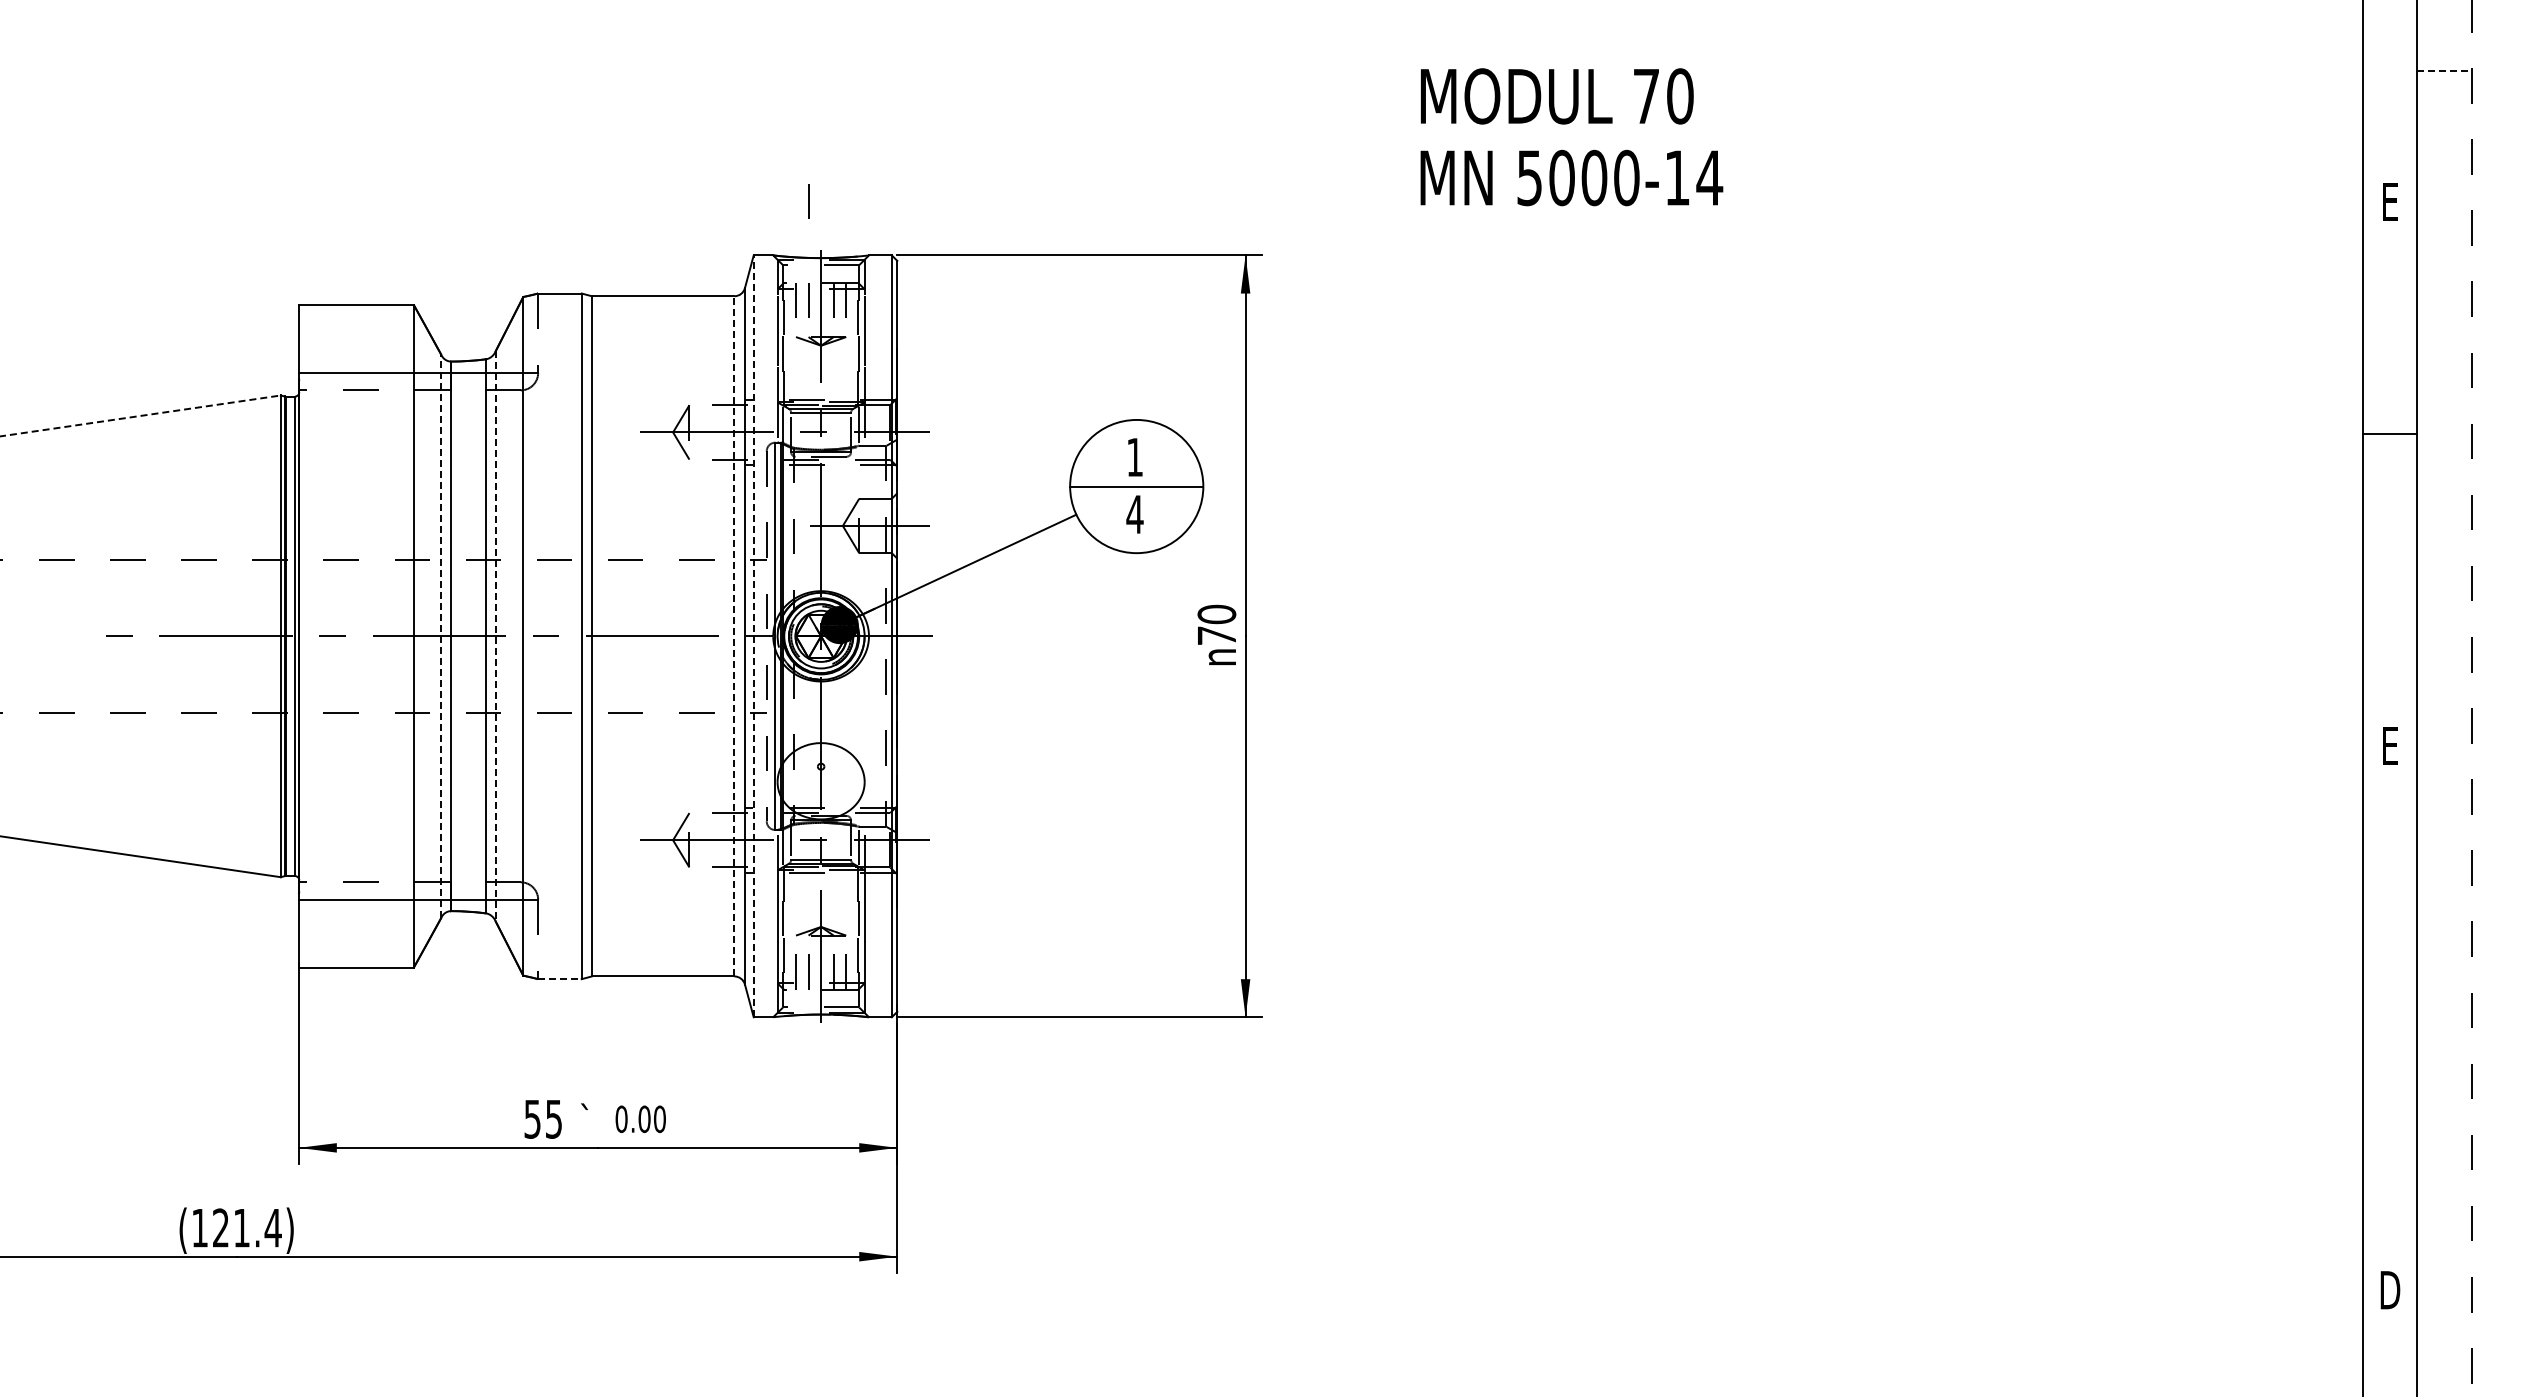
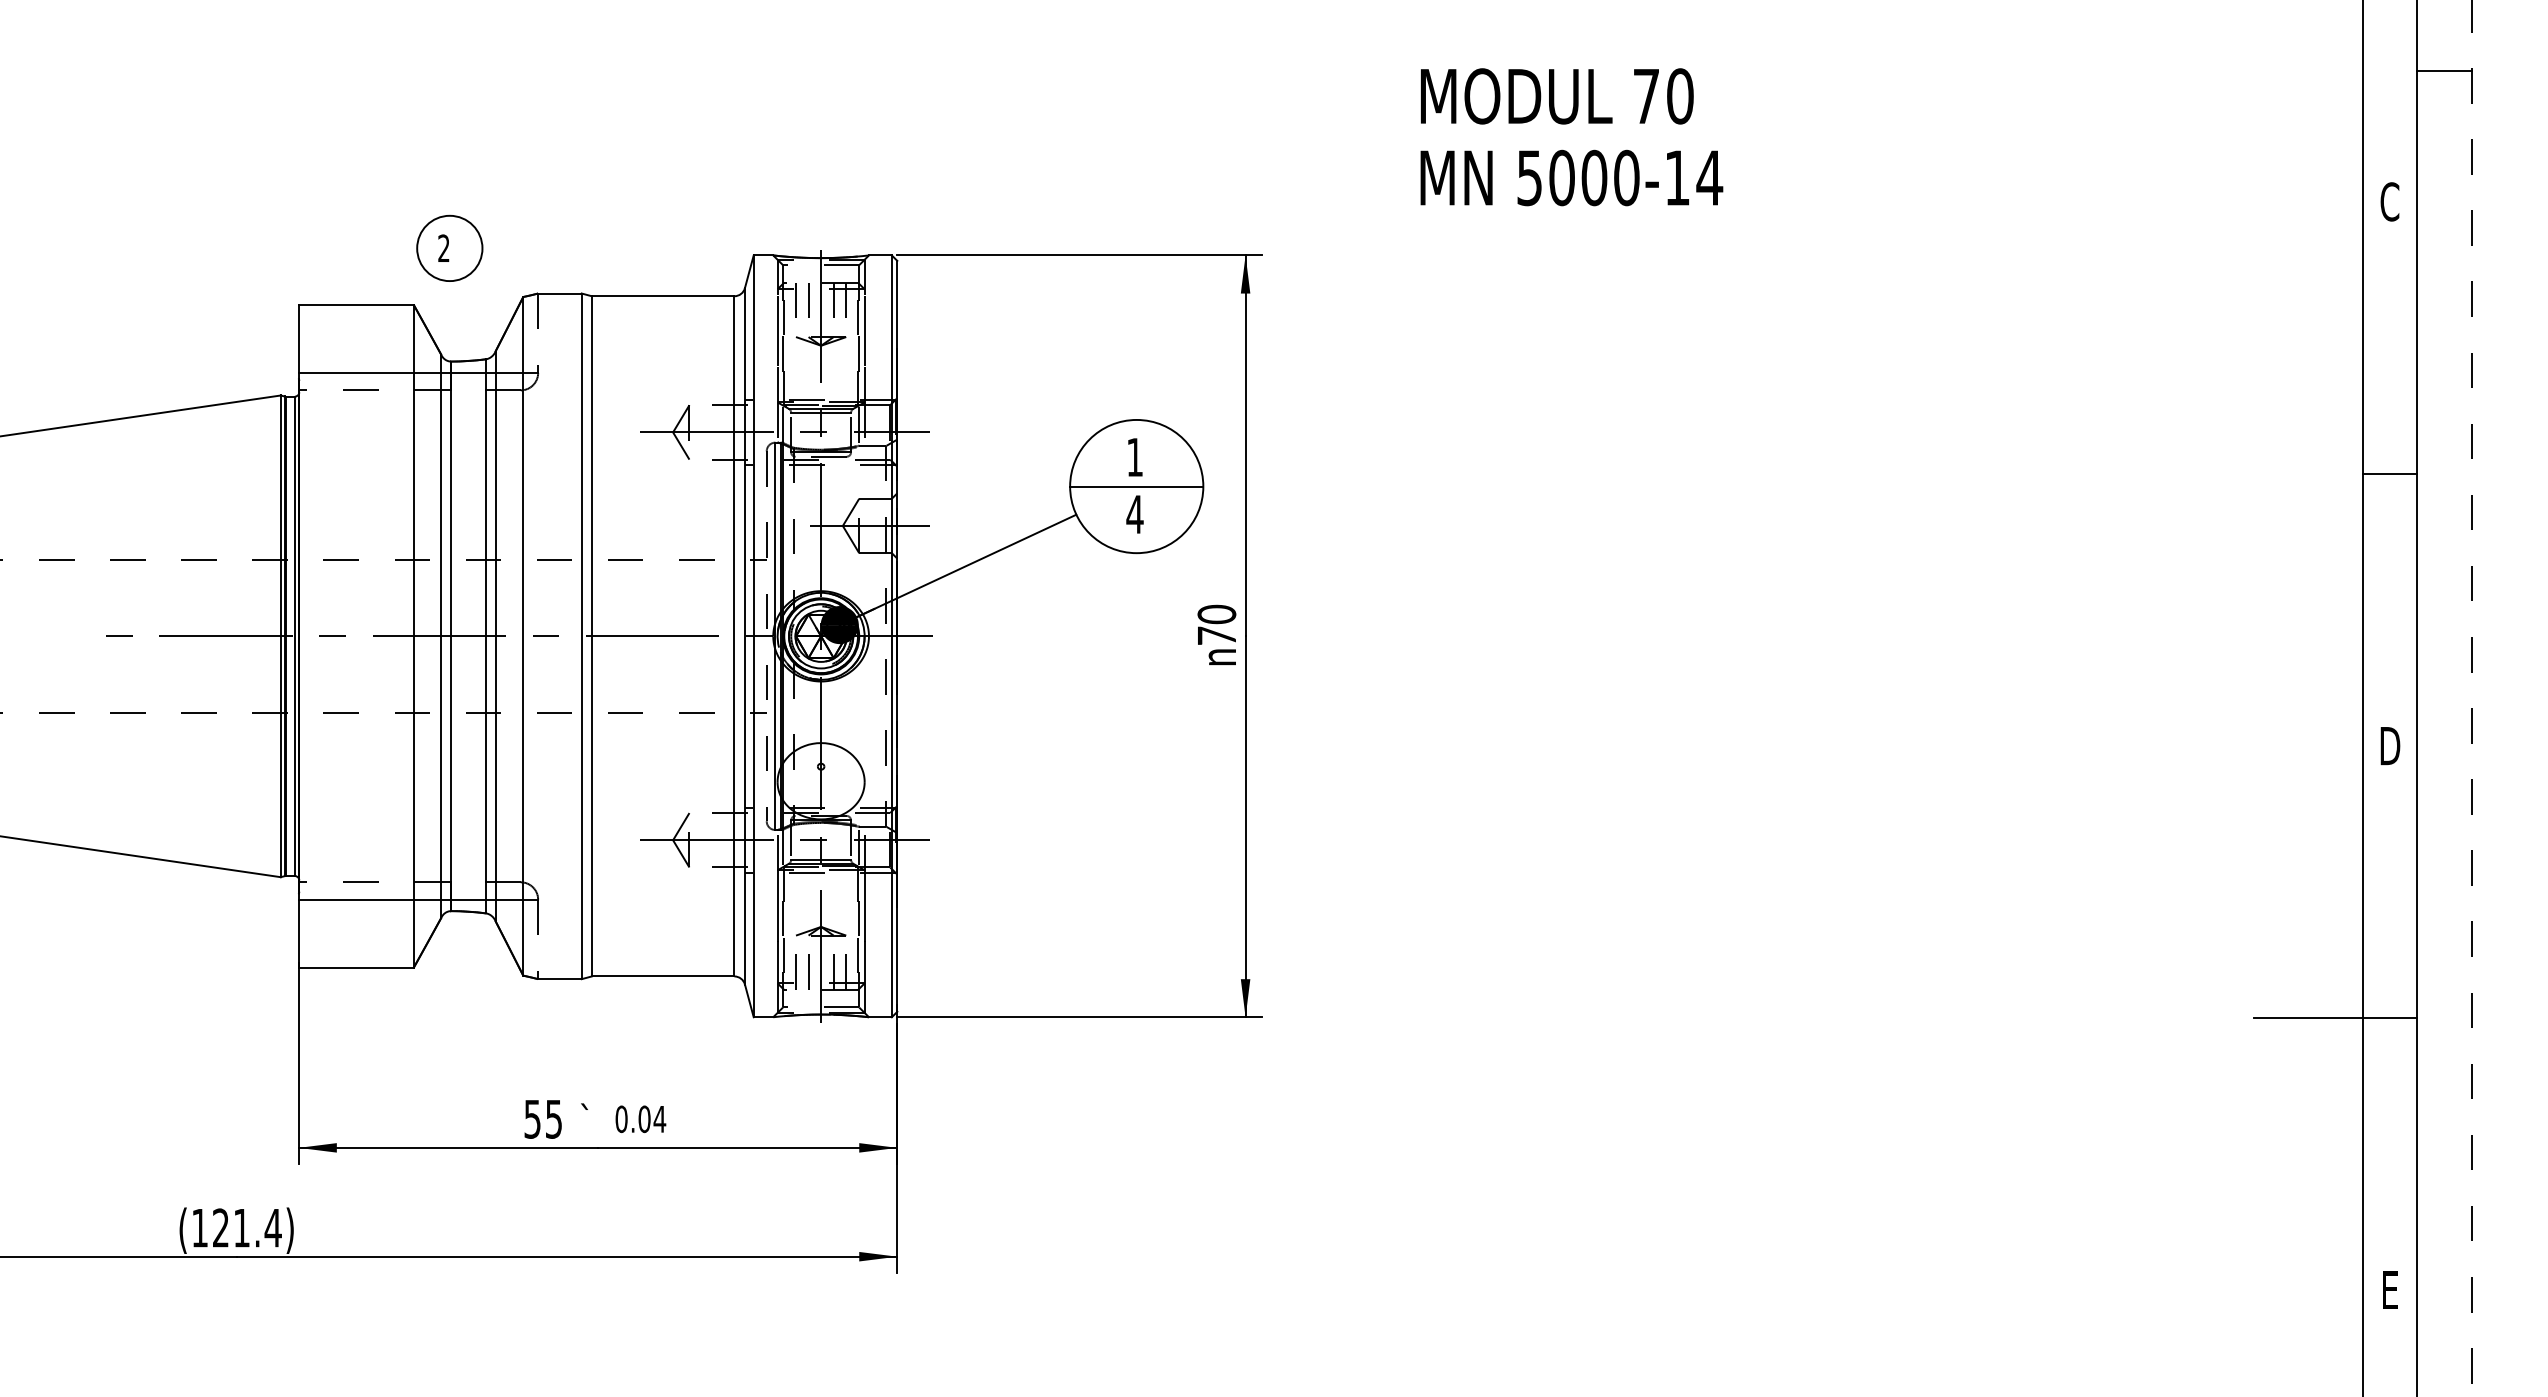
line: dashed -> solid (2444, 71)
line: present -> none (808, 201)
text: E -> C (2389, 201)
part: none -> present (449, 247)
line: dashed -> solid (141, 415)
line position: (2389, 434) -> (2389, 474) (2389, 474)
line: dashed -> solid (734, 635)
line: dashed -> solid (441, 636)
line: dashed -> solid (495, 636)
line: dashed -> solid (753, 636)
text: E -> D (2390, 746)
line: dashed -> solid (559, 979)
line: none -> present (2335, 1018)
text: 0.00 -> 0.04 (659, 1118)
text: D -> E (2390, 1290)
